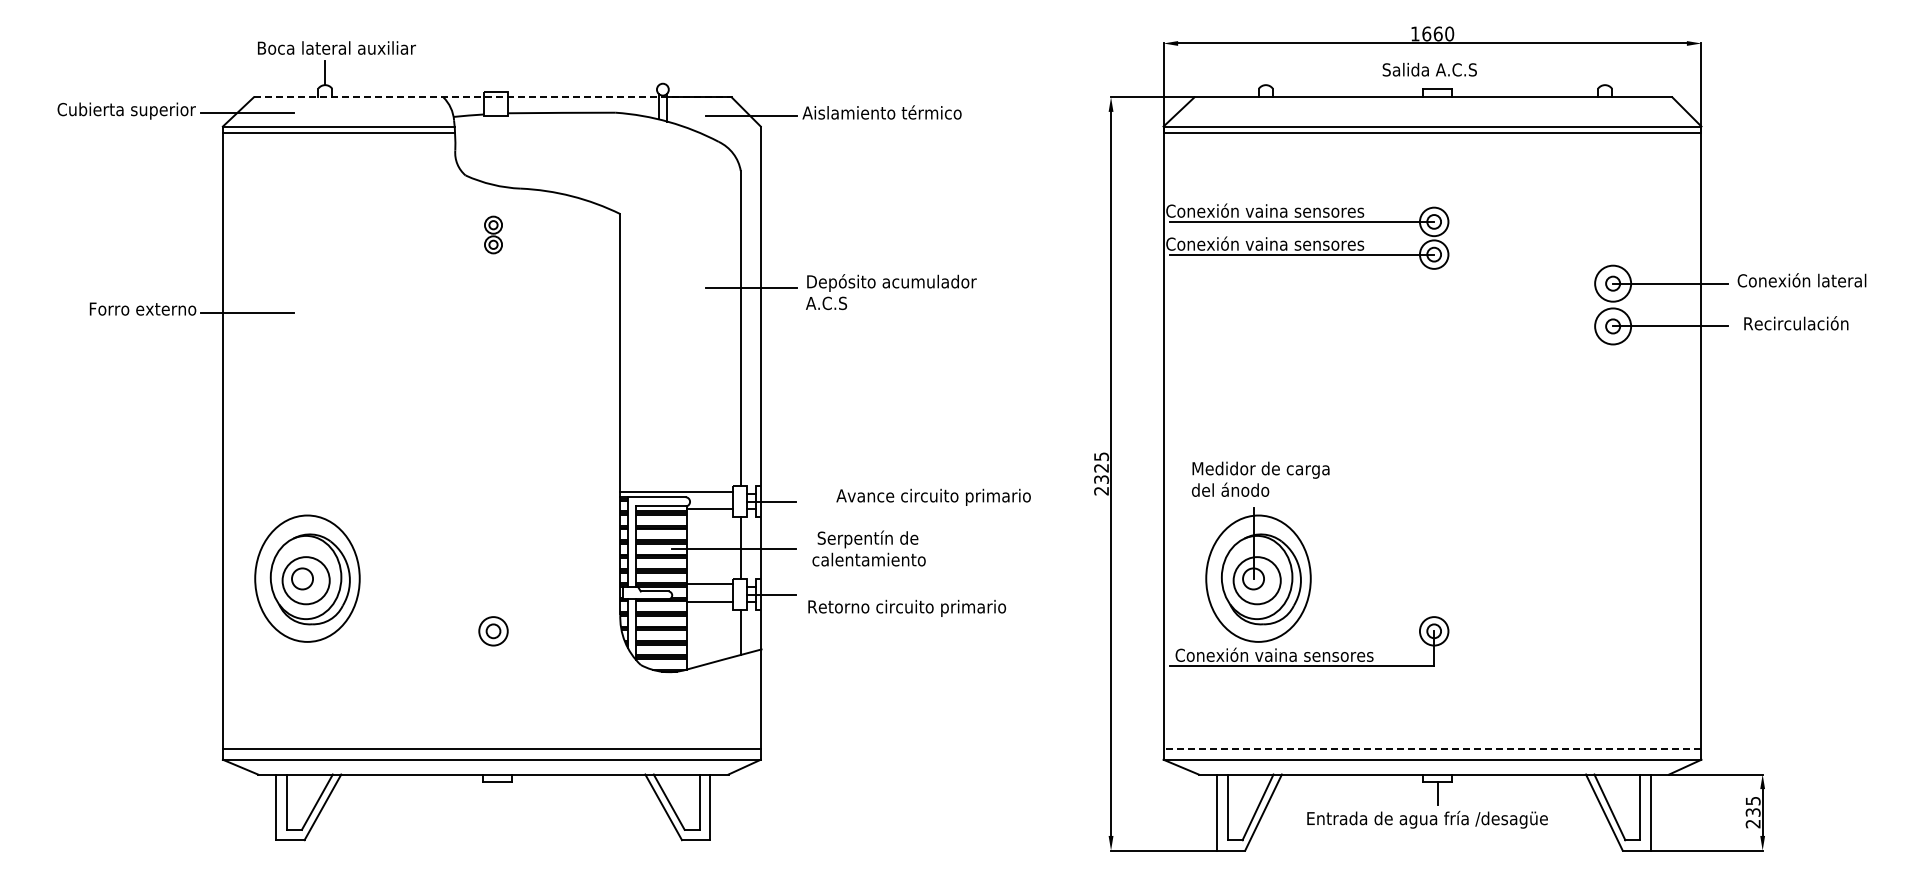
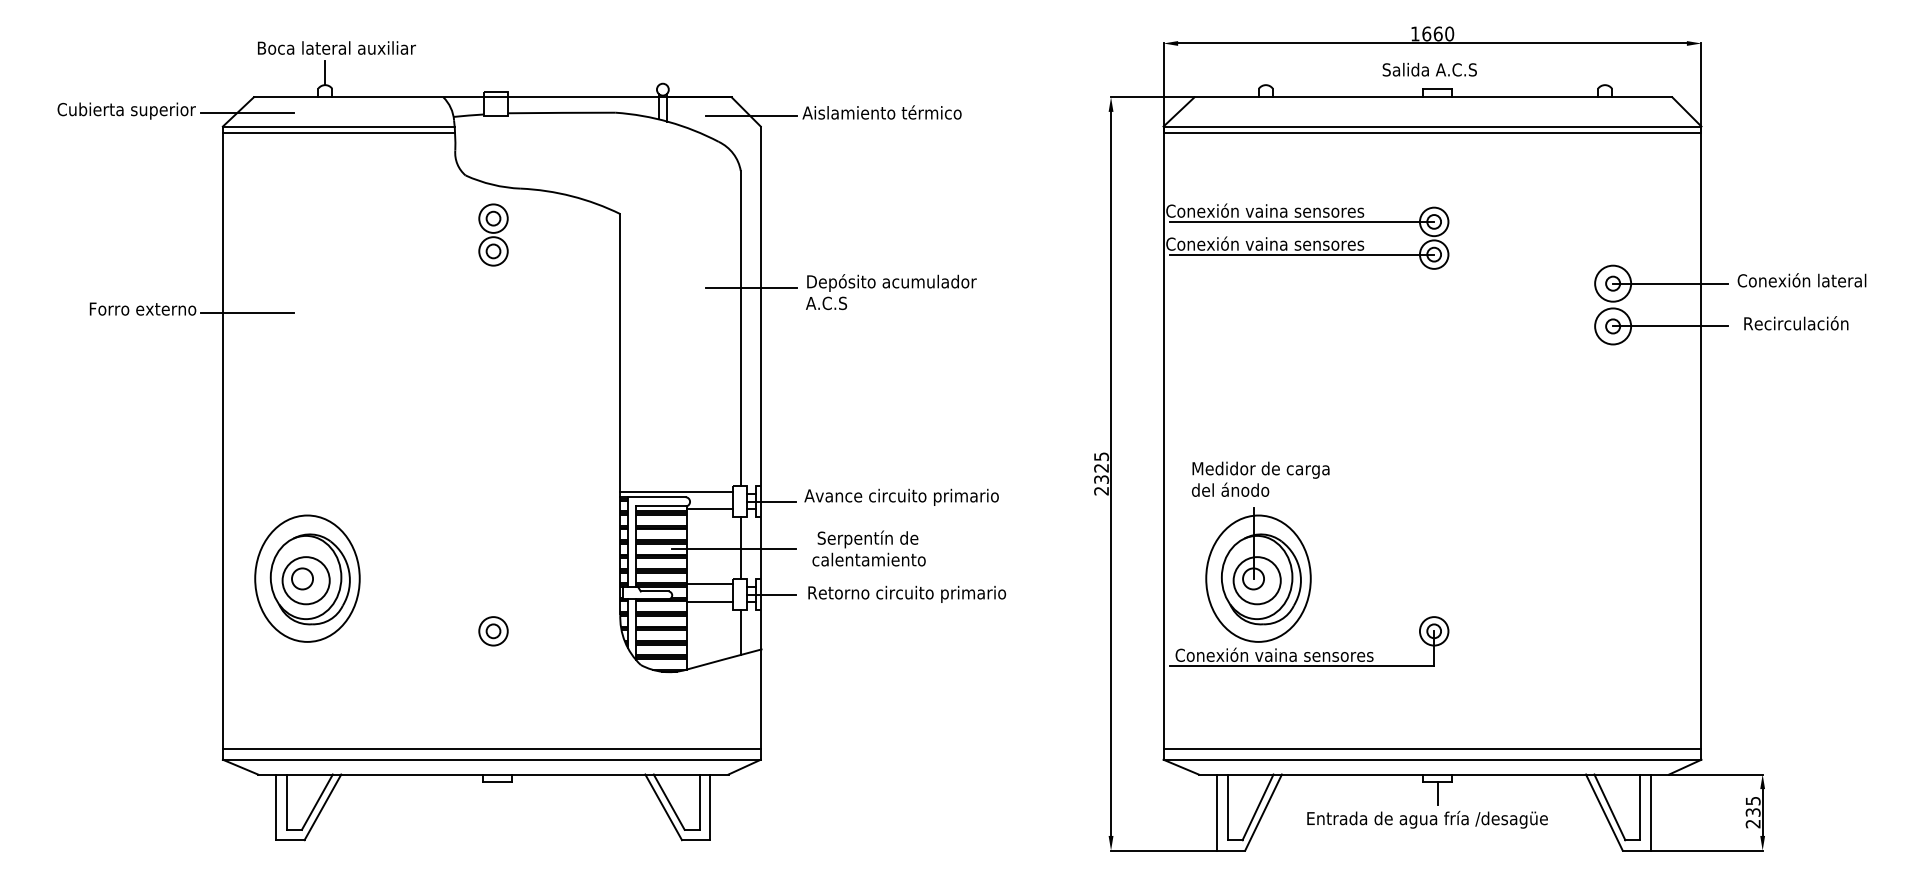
line: dashed -> solid (492, 97)
part size: 19x40 px -> 31x64 px (493, 234)
text position: (933, 496) -> (901, 496) (901, 496)
text position: (907, 607) -> (907, 593) (907, 593)
line: dashed -> solid (1432, 749)
